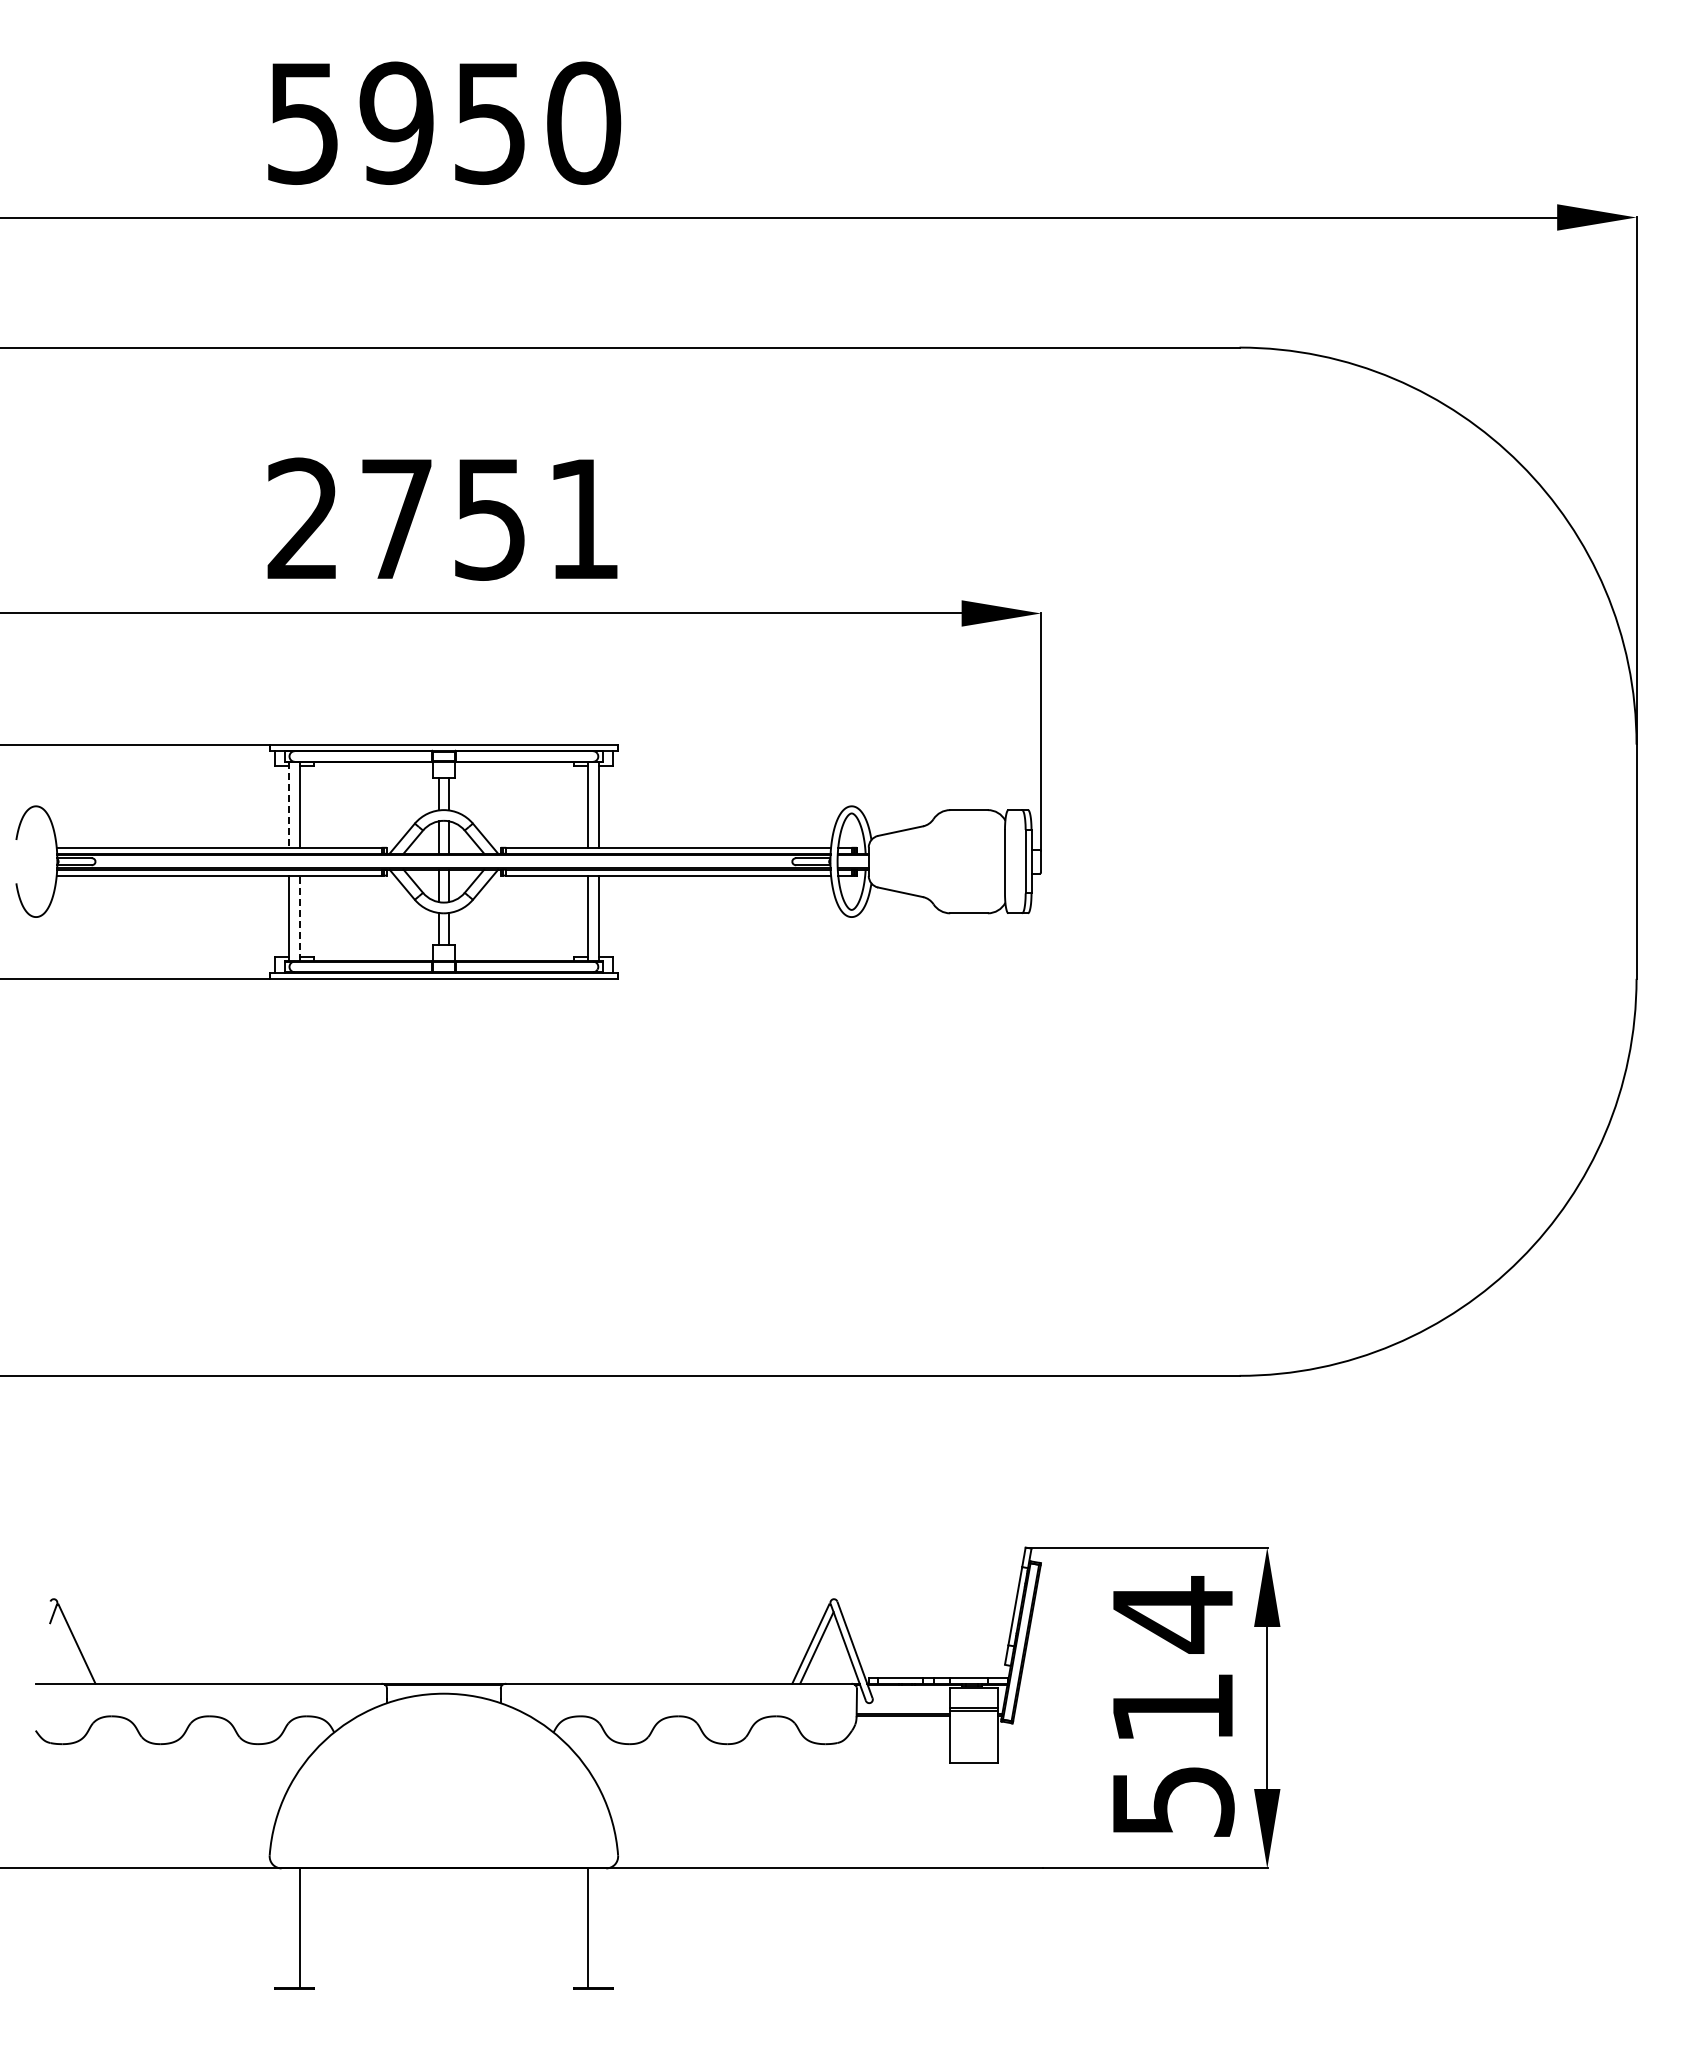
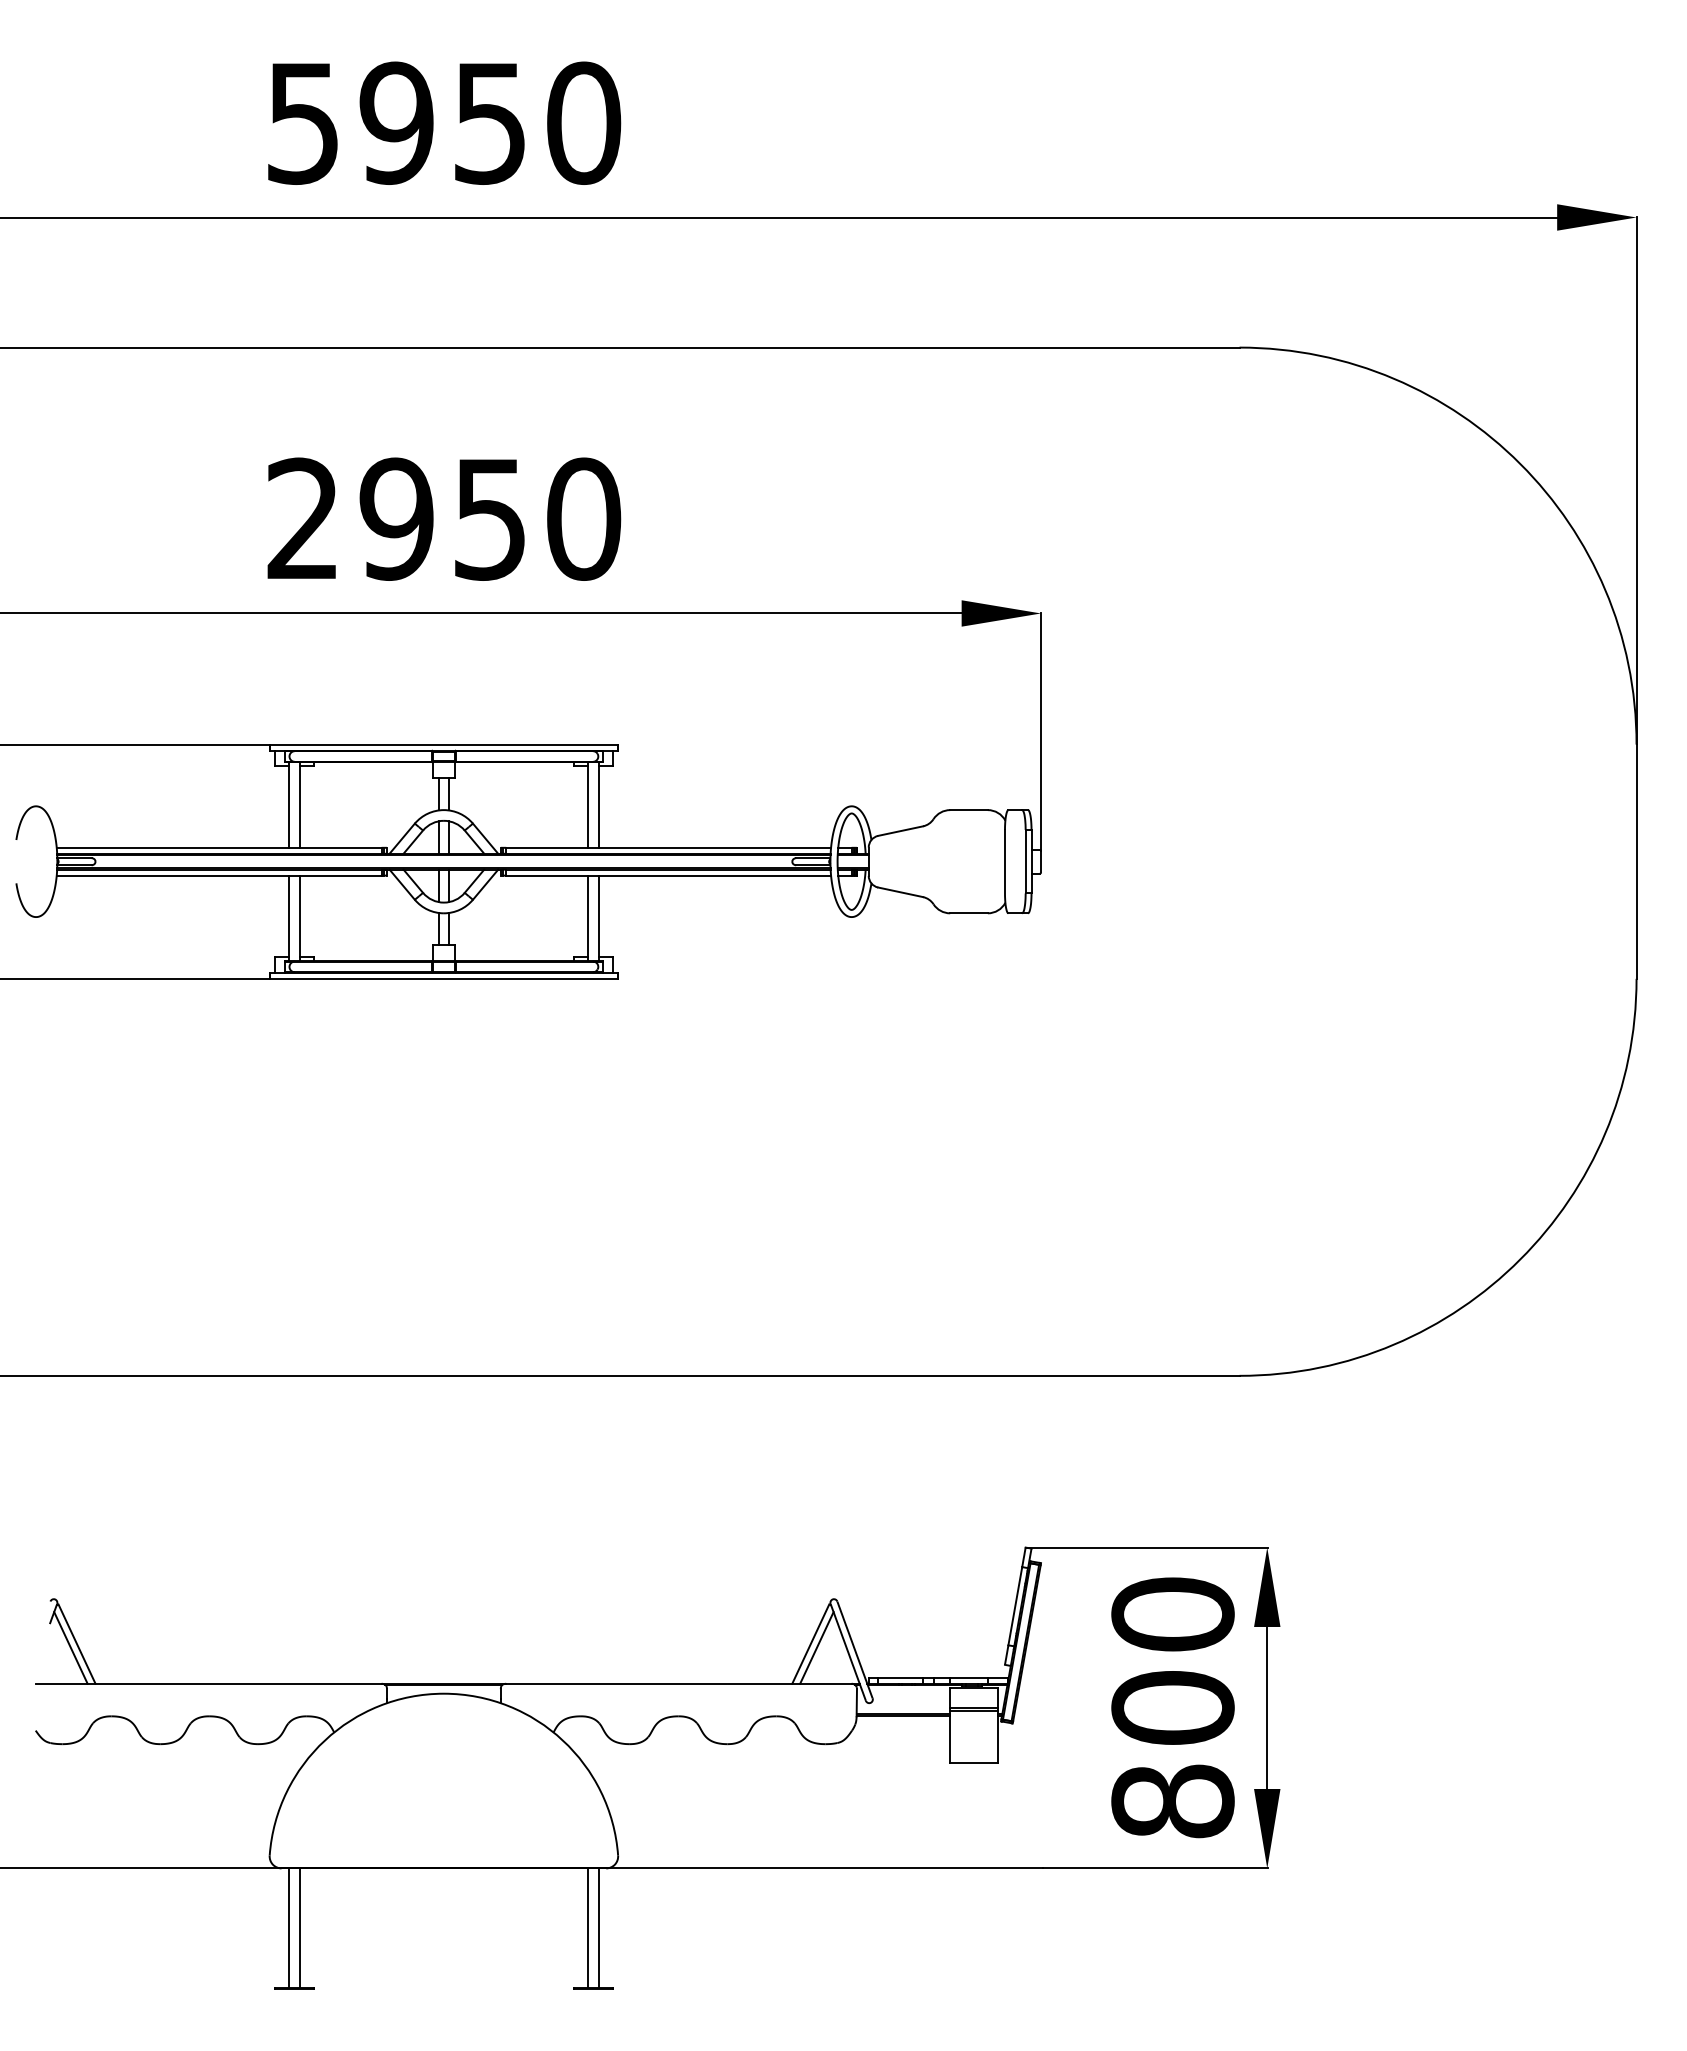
text: 2751 -> 2950 (490, 518)
line: dashed -> solid (289, 805)
line: dashed -> solid (299, 918)
line: none -> present (70, 1647)
text: 514 -> 800 (1172, 1707)
line: none -> present (289, 1927)
line: none -> present (598, 1927)
